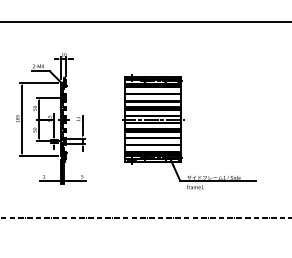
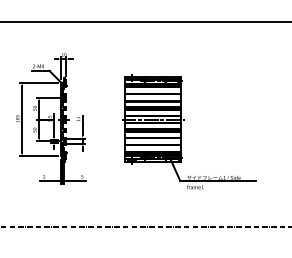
line position: (145, 218) -> (145, 227) (145, 227)
